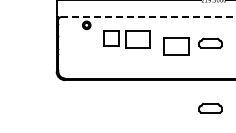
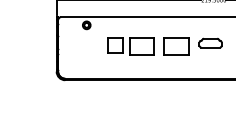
line: dashed -> solid (148, 17)
part position: (126, 39) -> (130, 46) (130, 46)
part: present -> none (210, 107)
